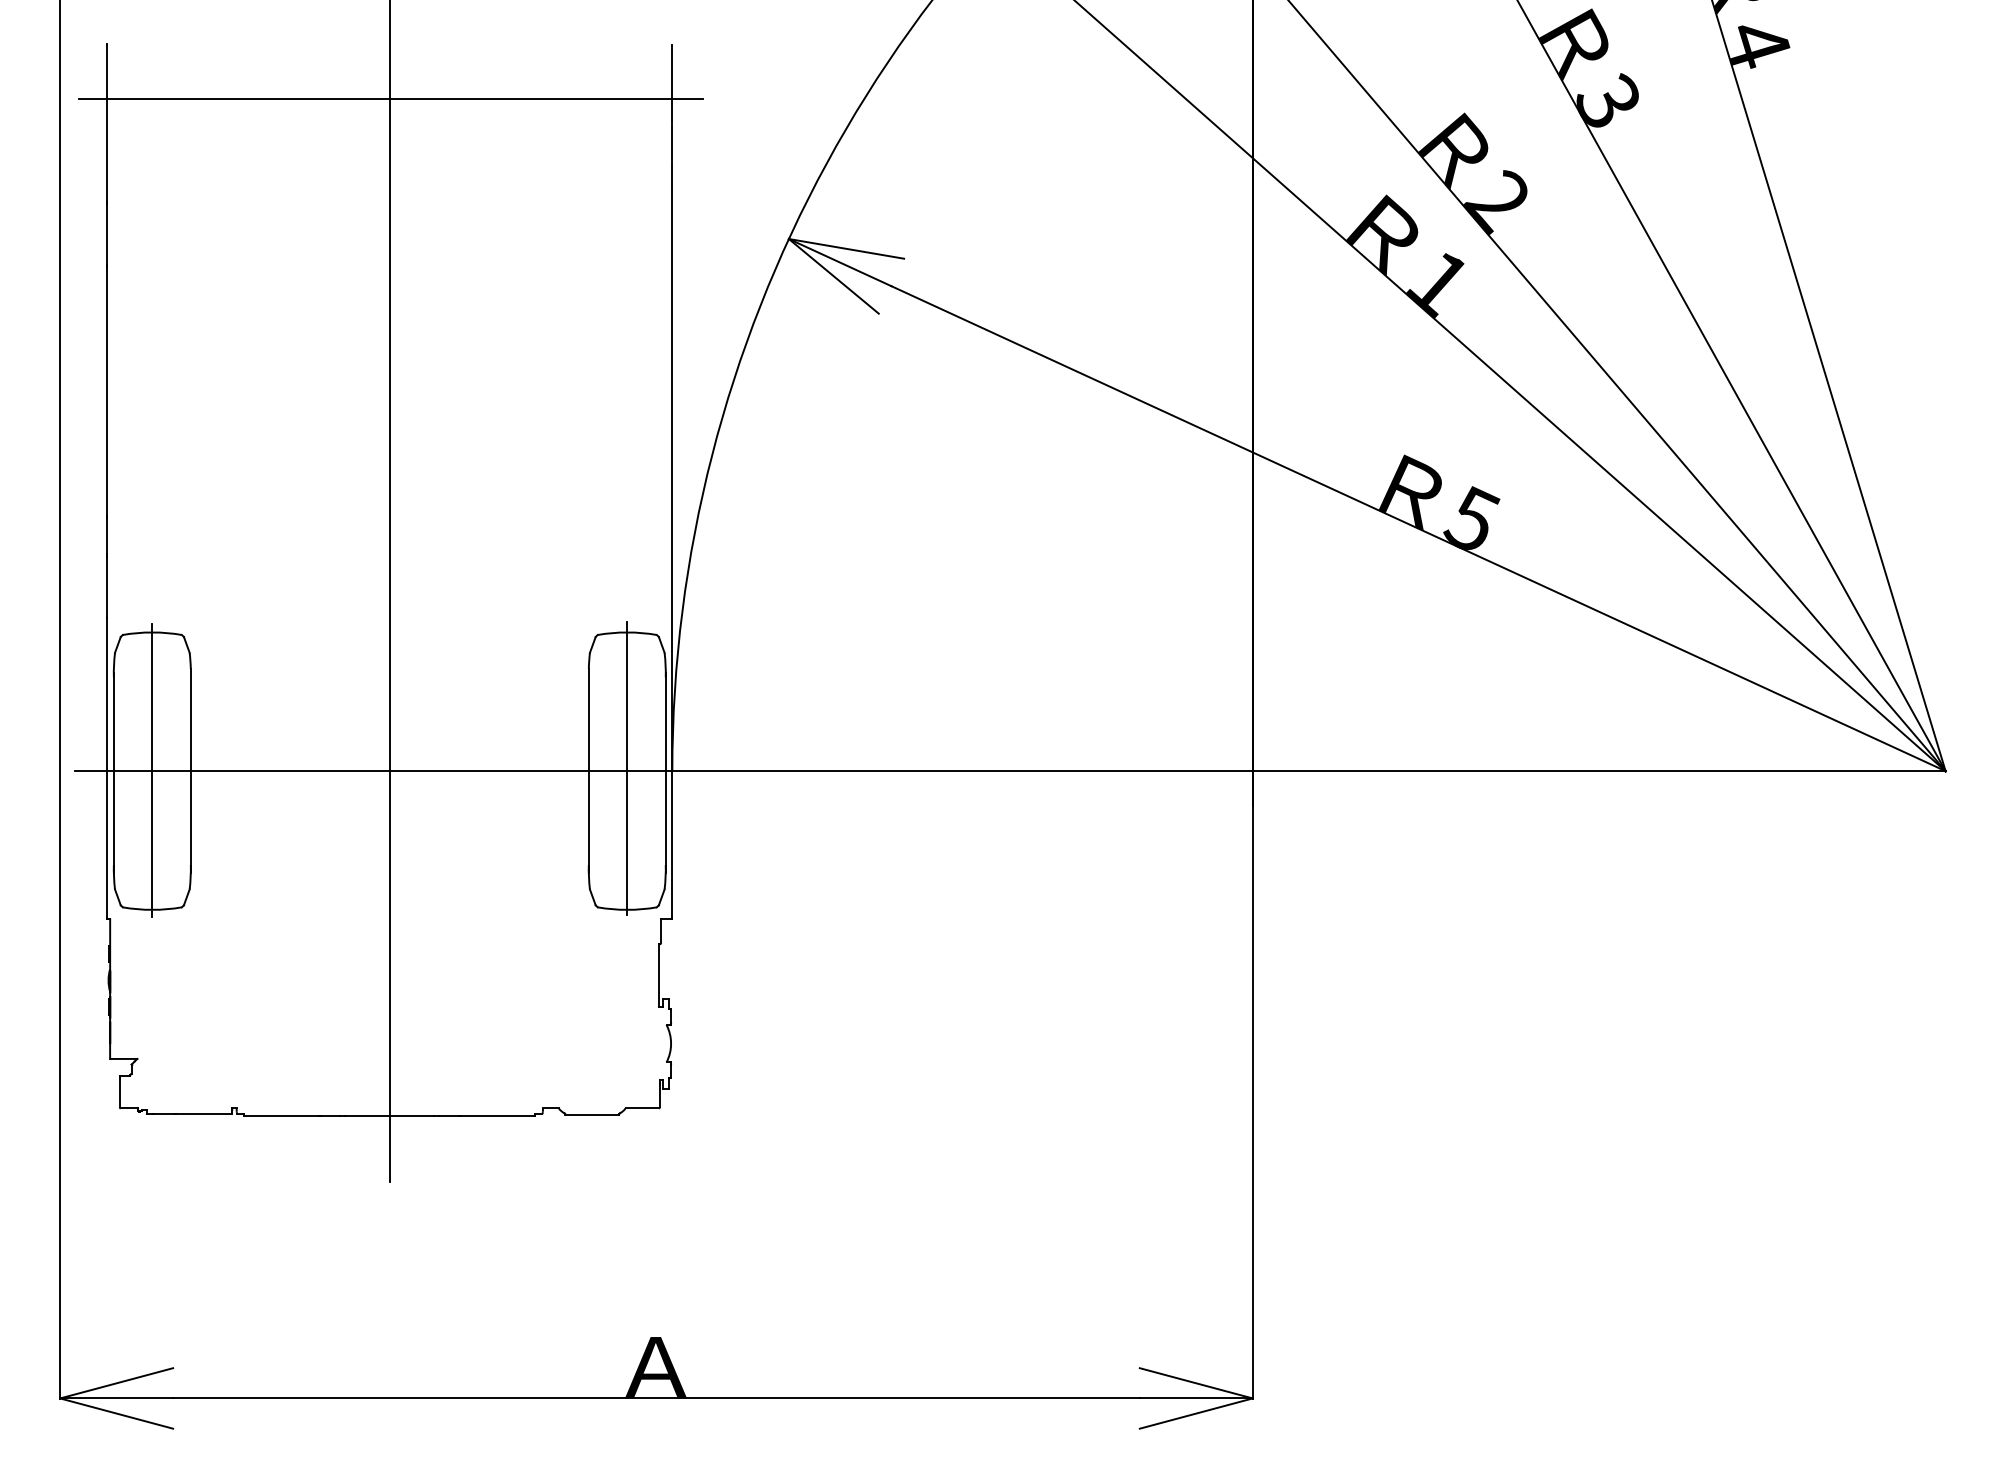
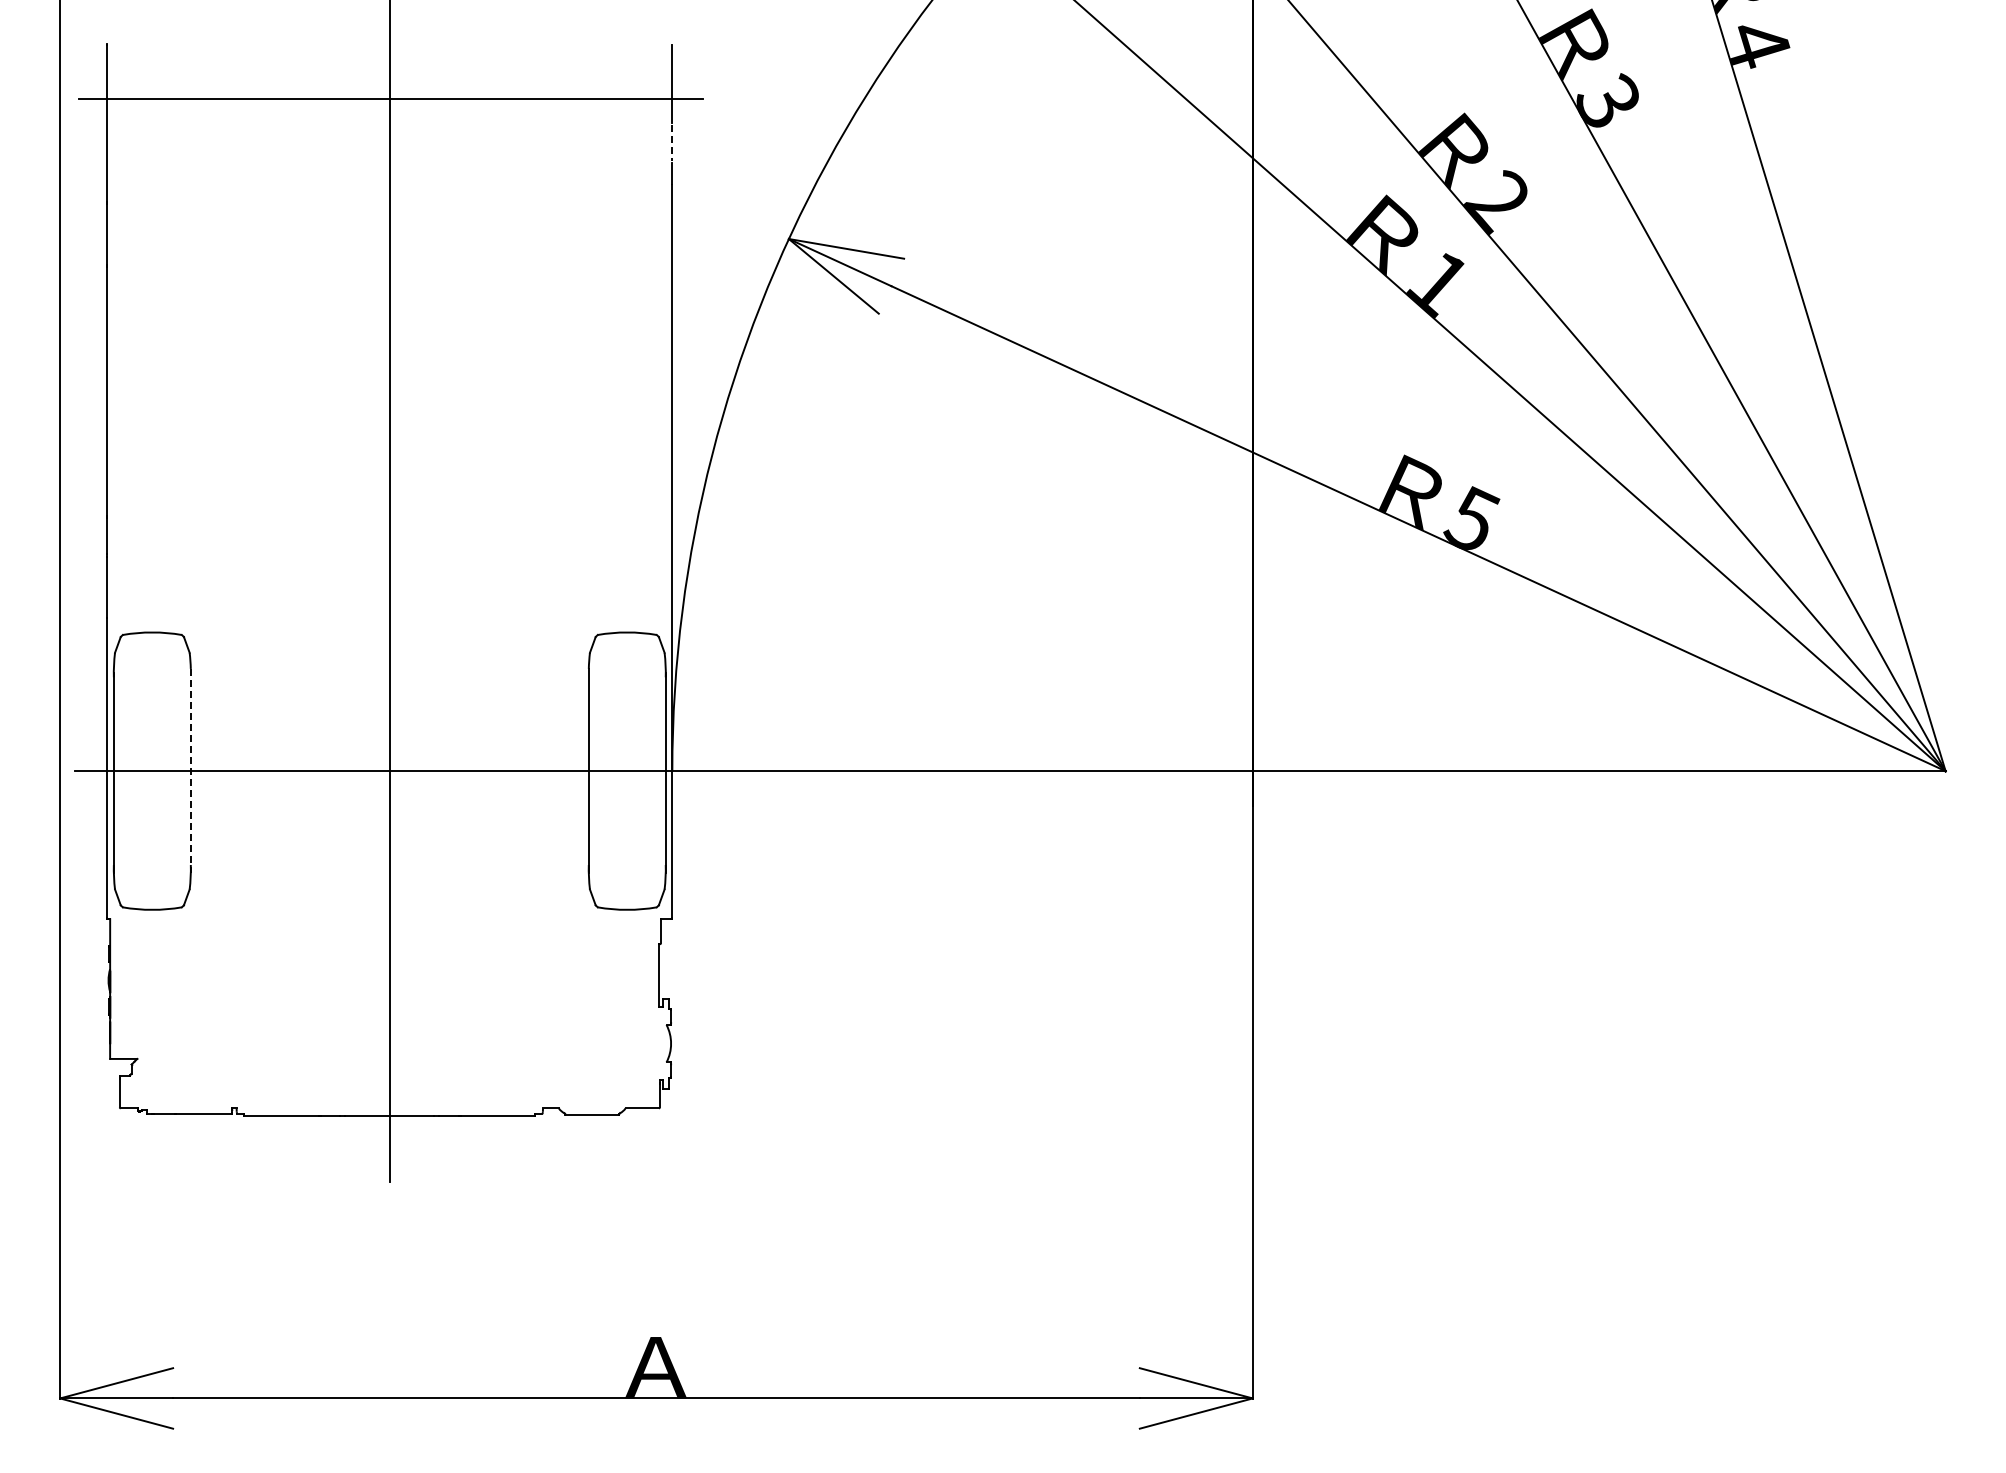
line: solid -> dashed (672, 143)
line: present -> none (627, 768)
line: present -> none (152, 770)
line: solid -> dashed (190, 771)
